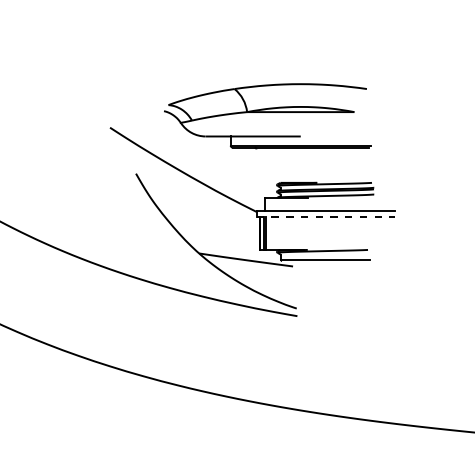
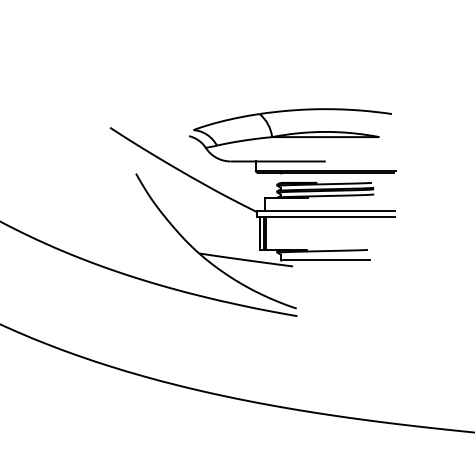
part position: (267, 116) -> (292, 141) (292, 141)
line: dashed -> solid (326, 216)
